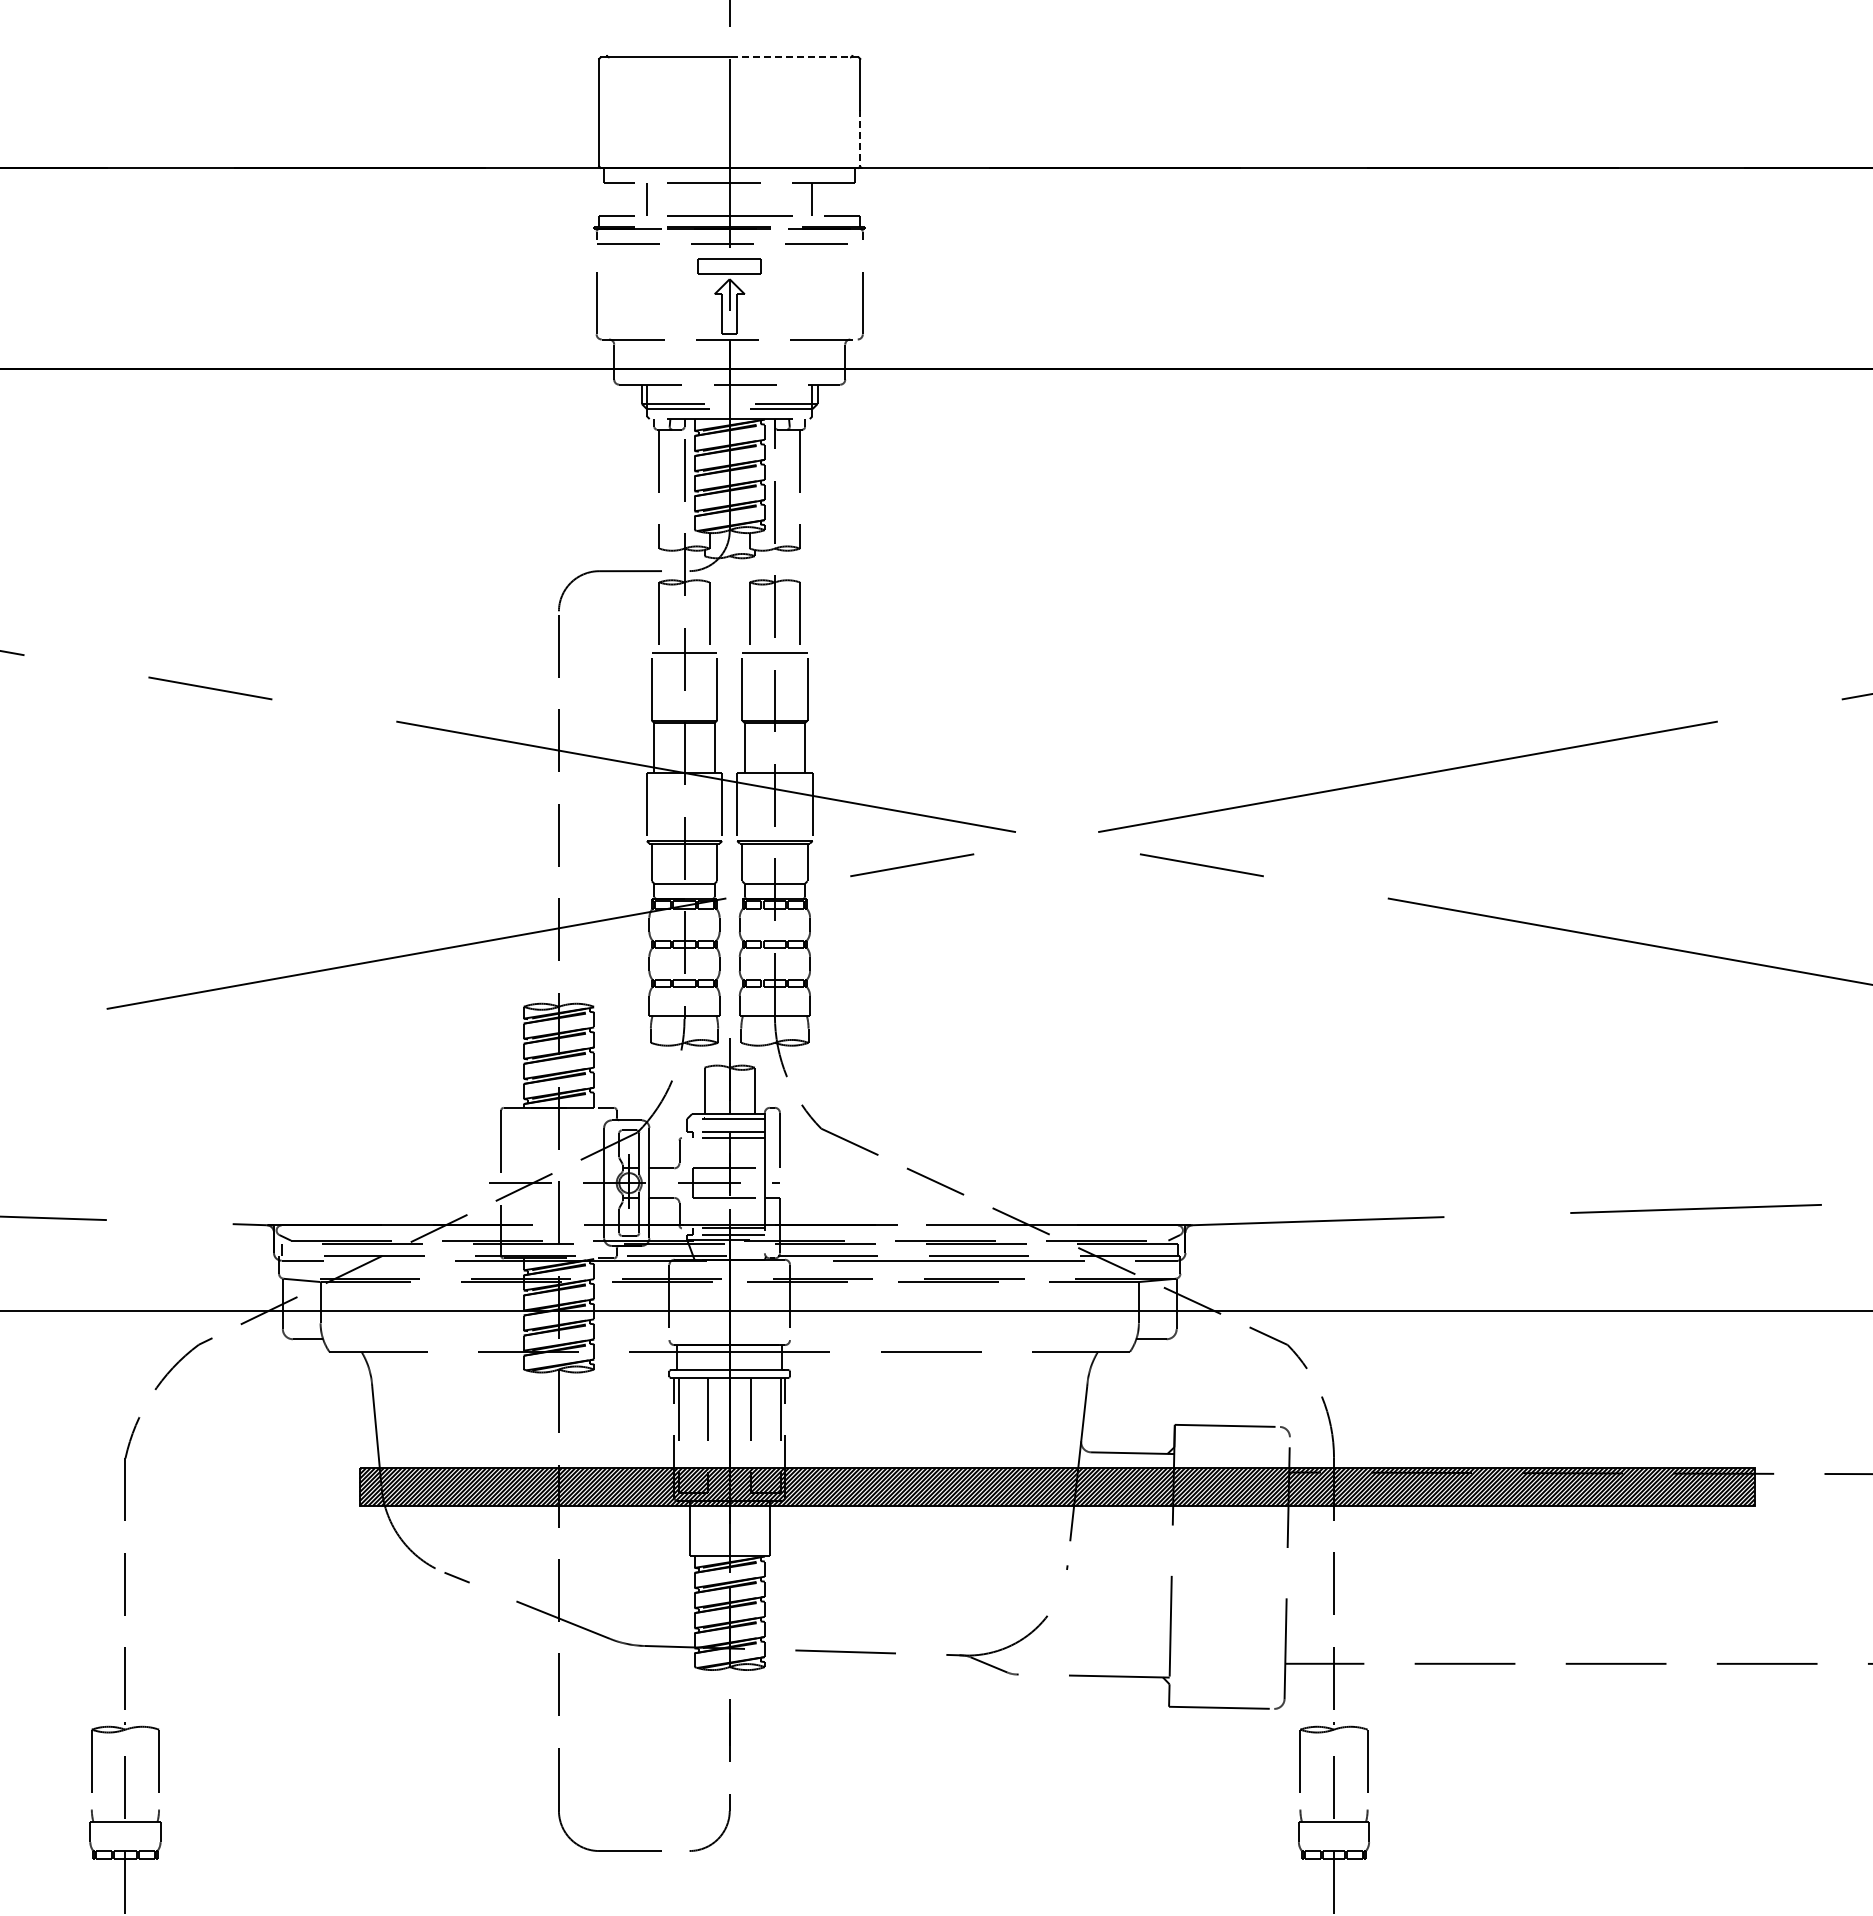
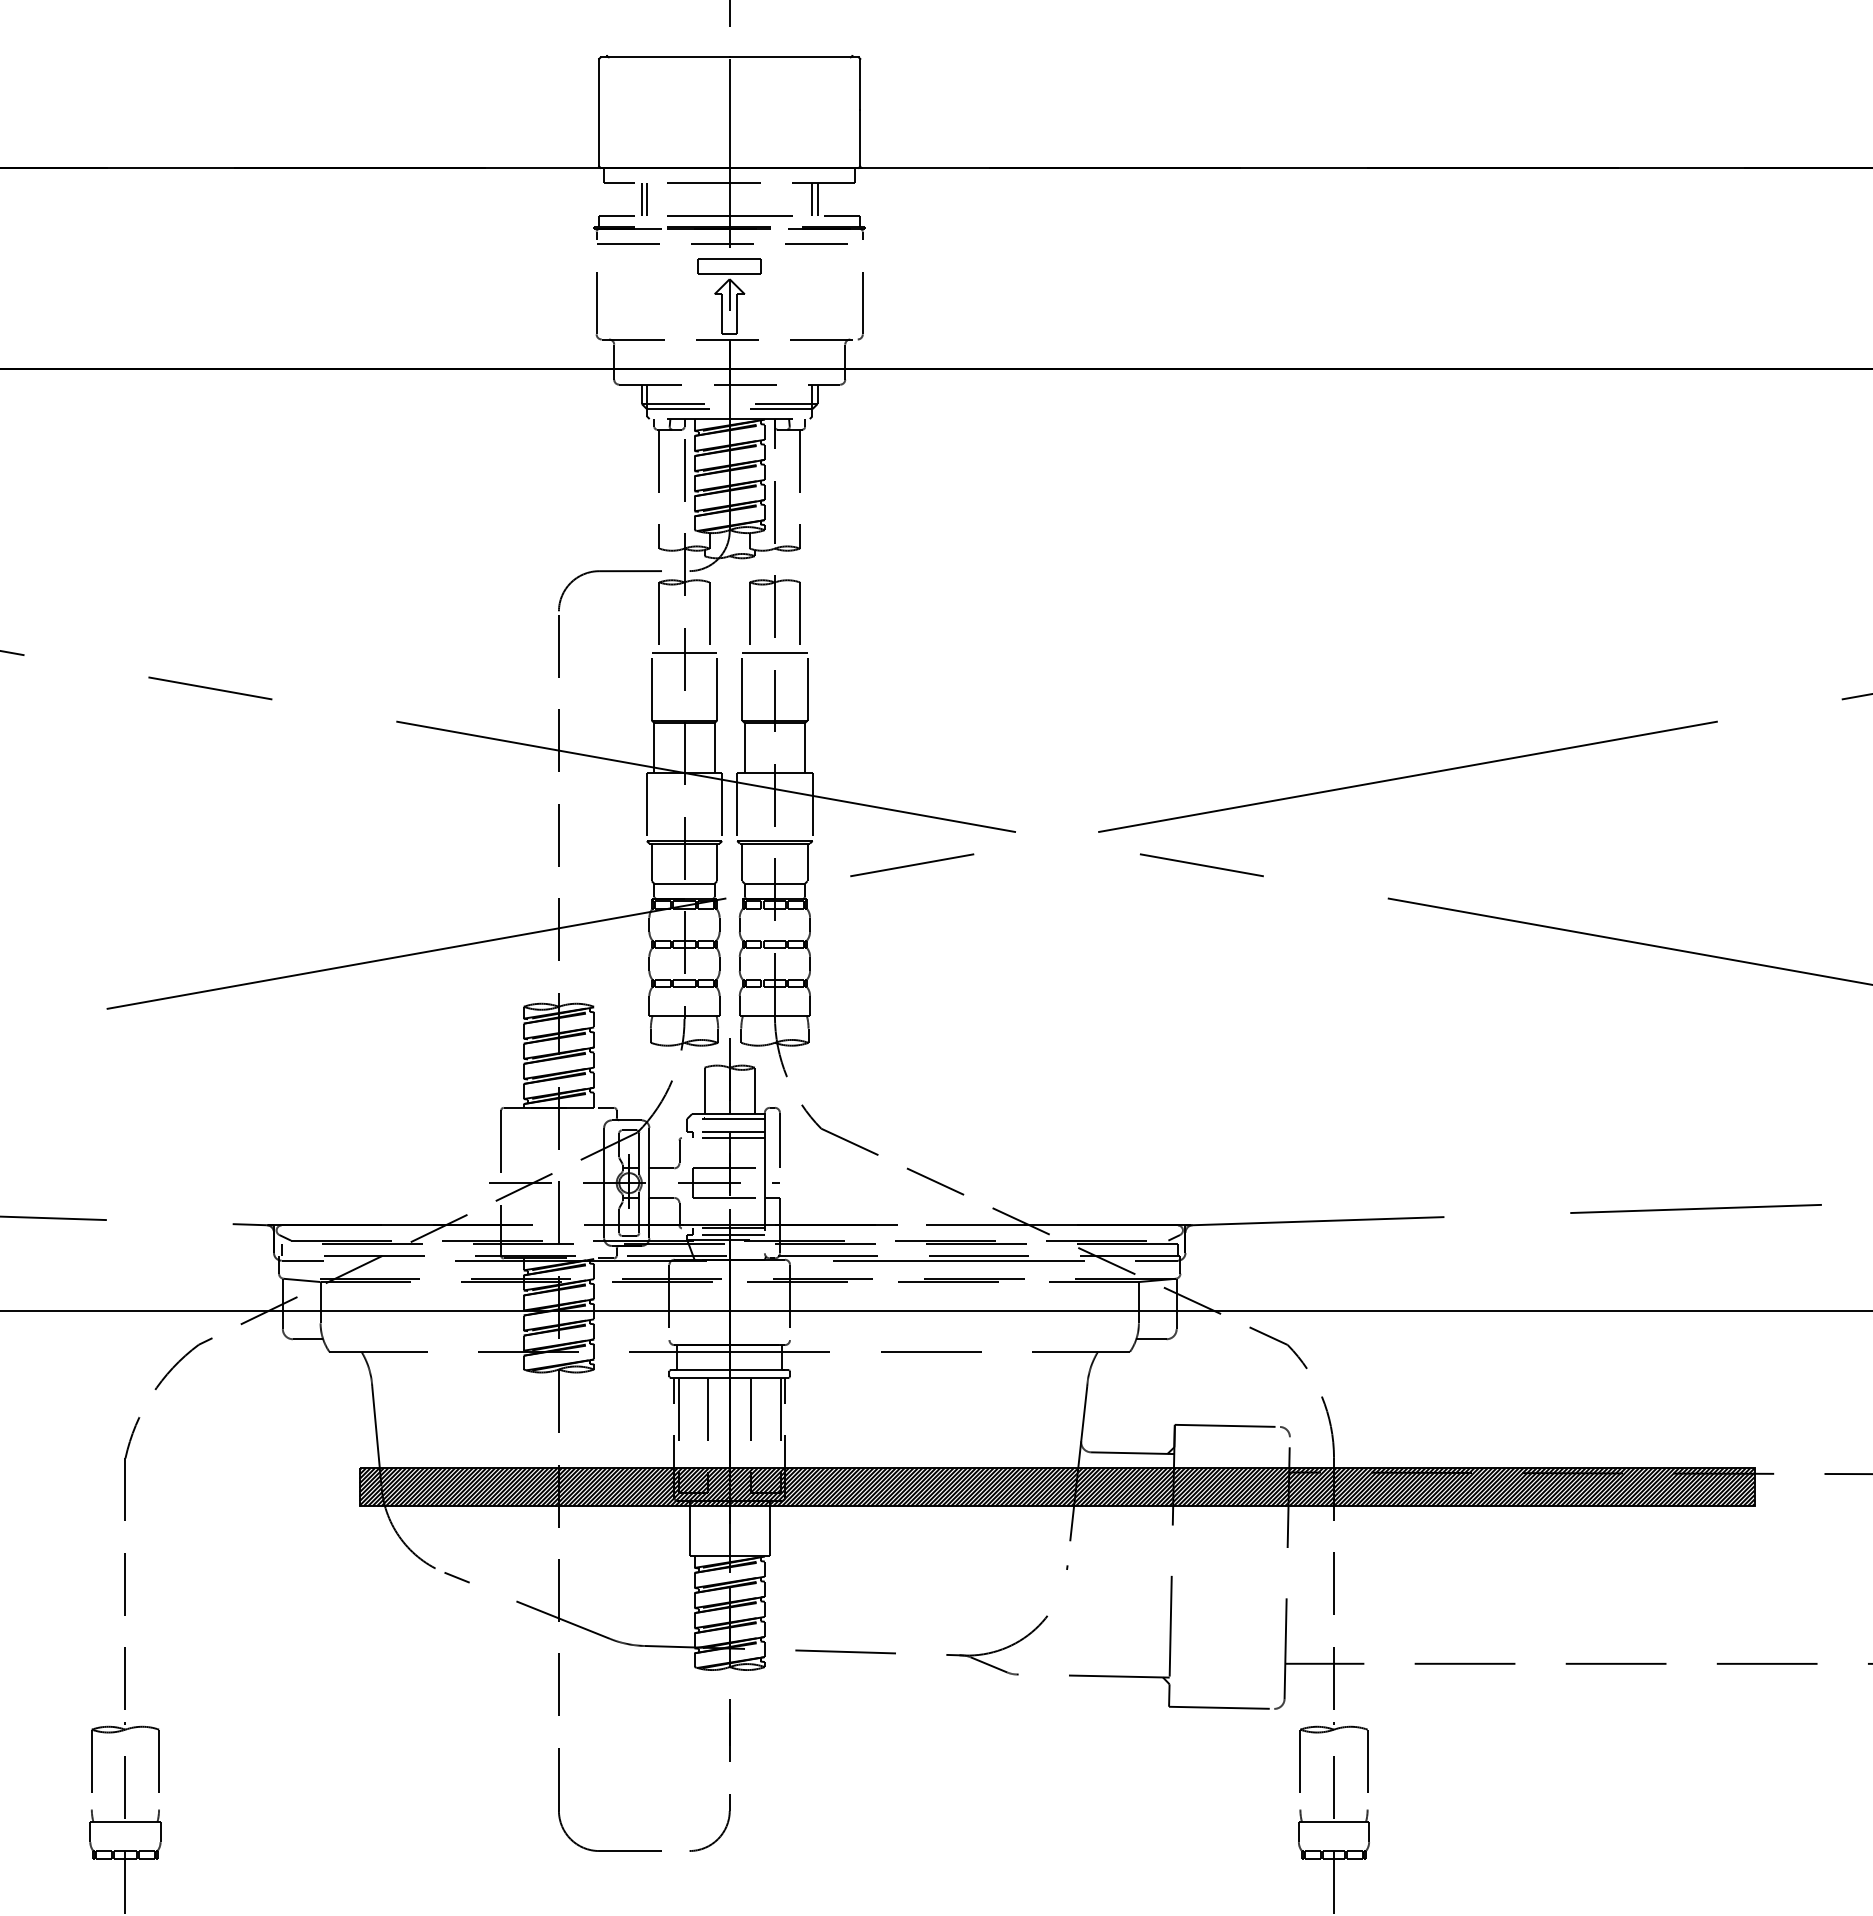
line: dashed -> solid (794, 57)
line: dashed -> solid (860, 138)
line: none -> present (641, 199)
line: none -> present (817, 199)
